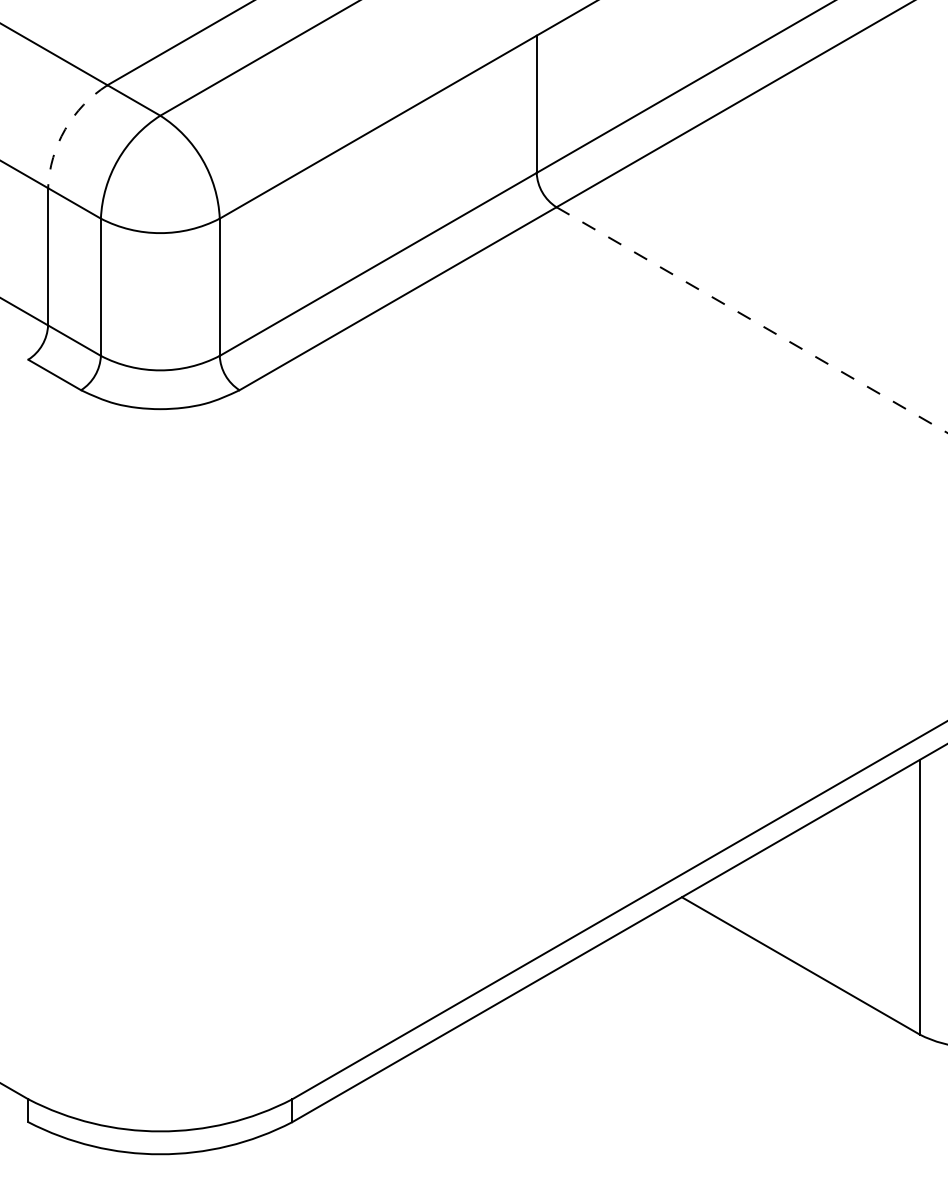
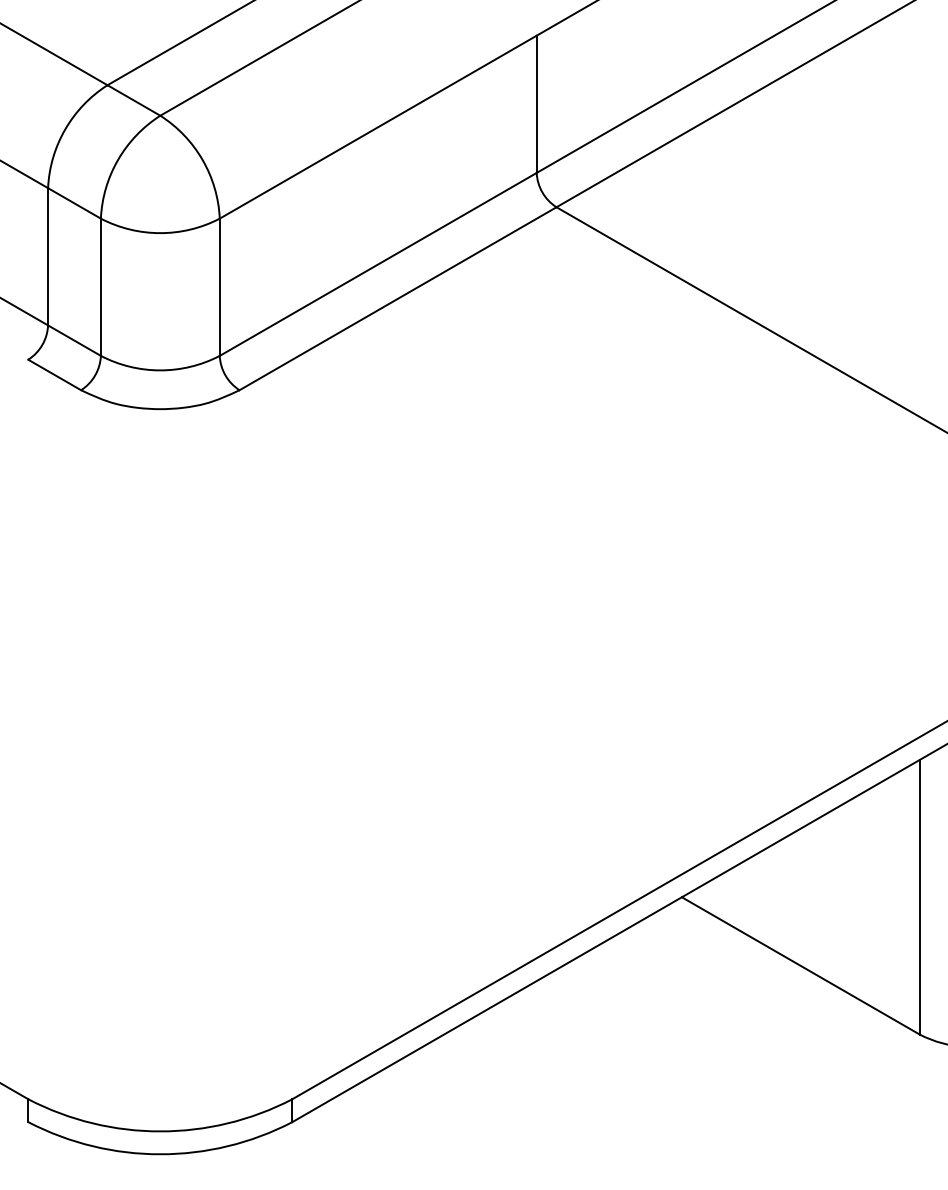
arc: dashed -> solid (65, 129)
line: dashed -> solid (752, 320)
